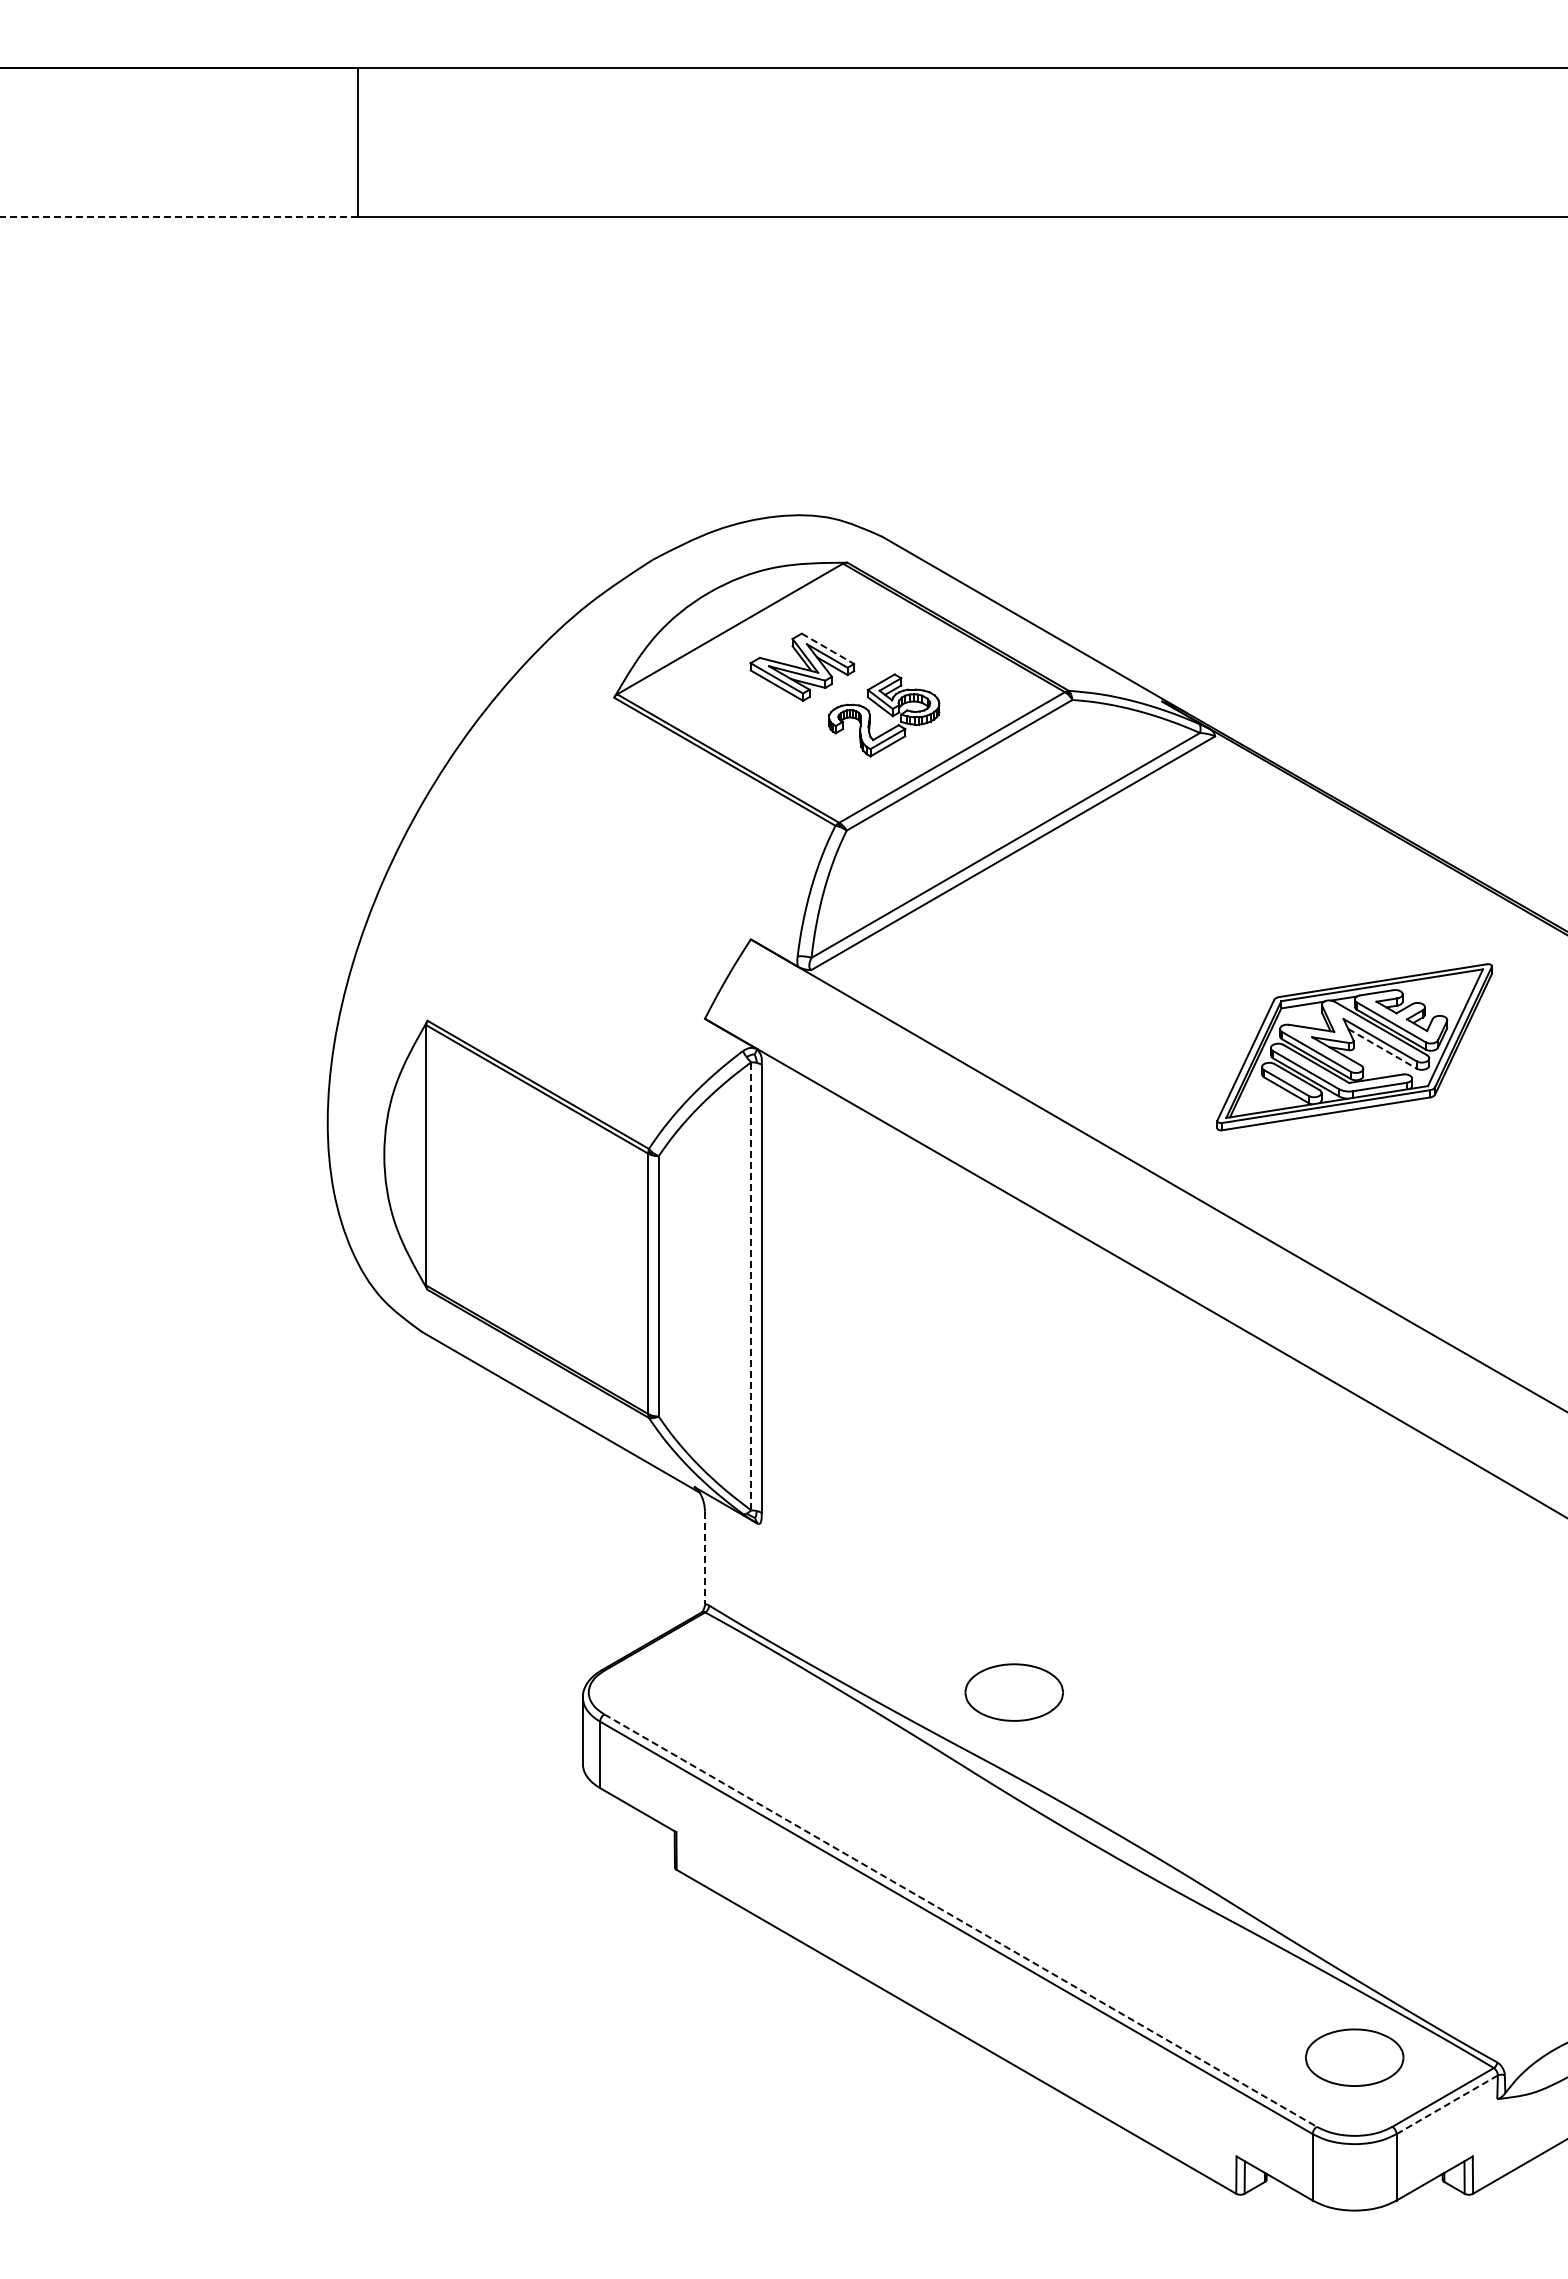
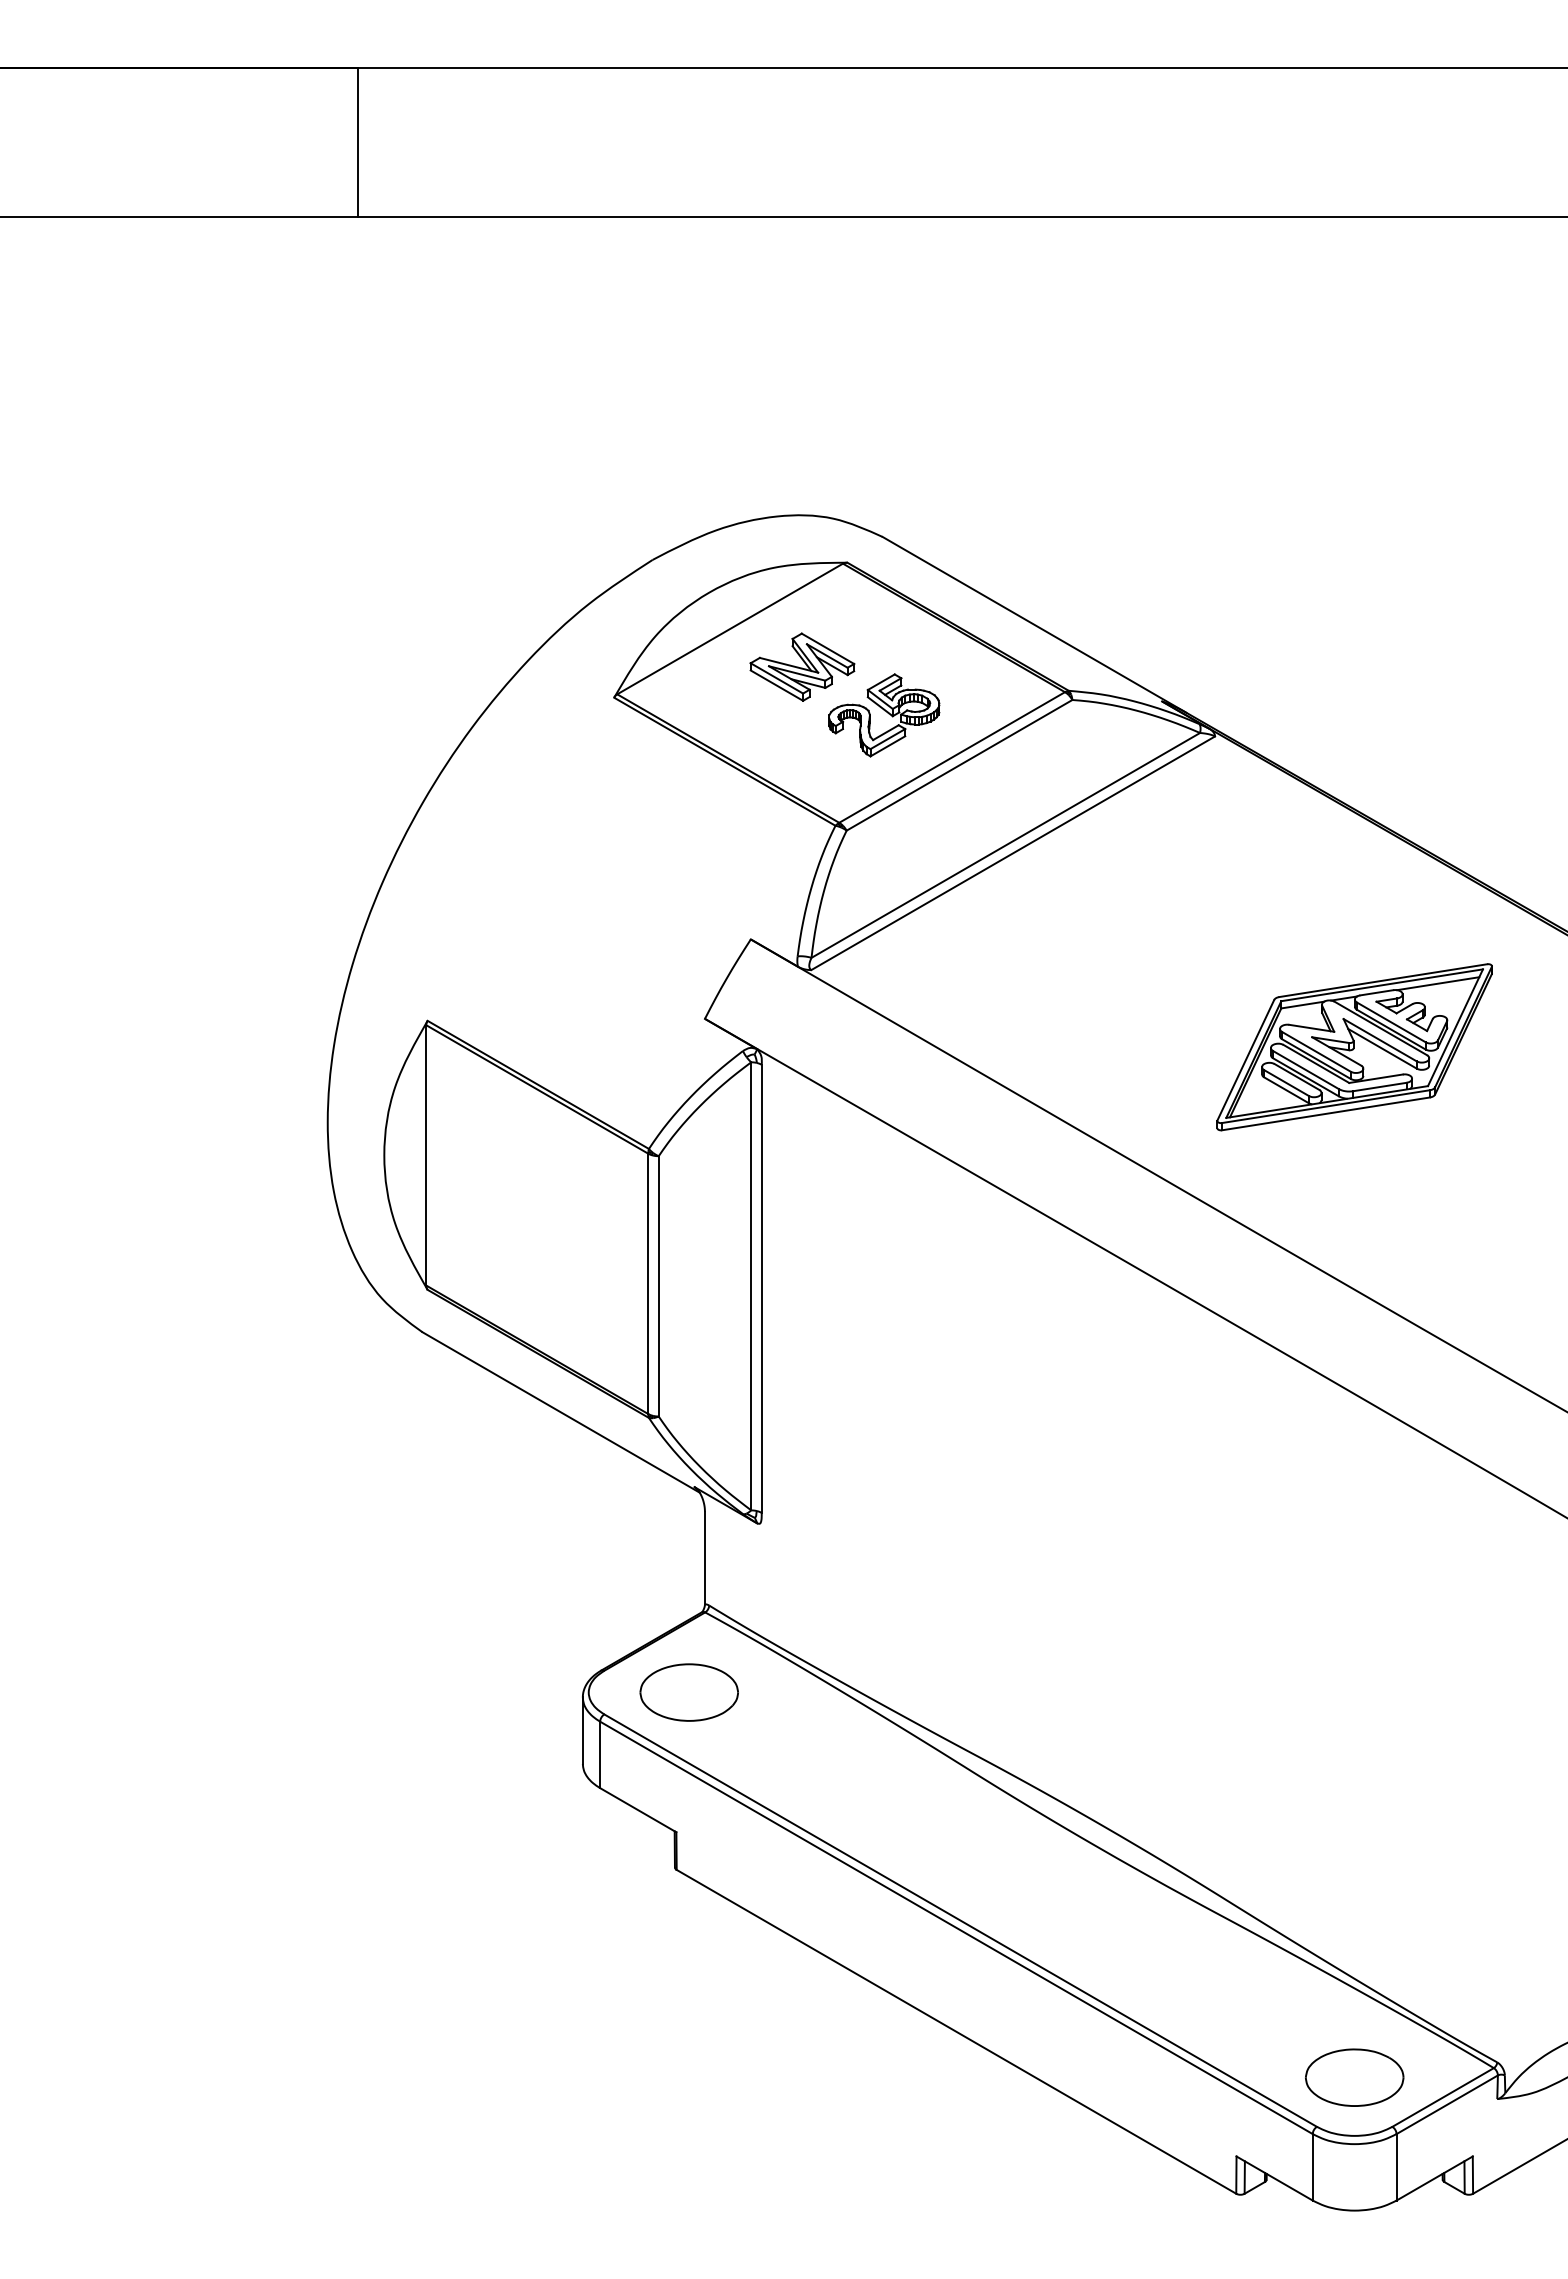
line: dashed -> solid (179, 216)
line: dashed -> solid (828, 649)
line: none -> present (1438, 983)
line: dashed -> solid (1382, 1048)
line: dashed -> solid (751, 1285)
line: dashed -> solid (704, 1558)
part position: (1013, 1692) -> (688, 1692) (688, 1692)
line: dashed -> solid (960, 1920)
part position: (1354, 2057) -> (1354, 2077) (1354, 2077)
line: dashed -> solid (1447, 2104)
